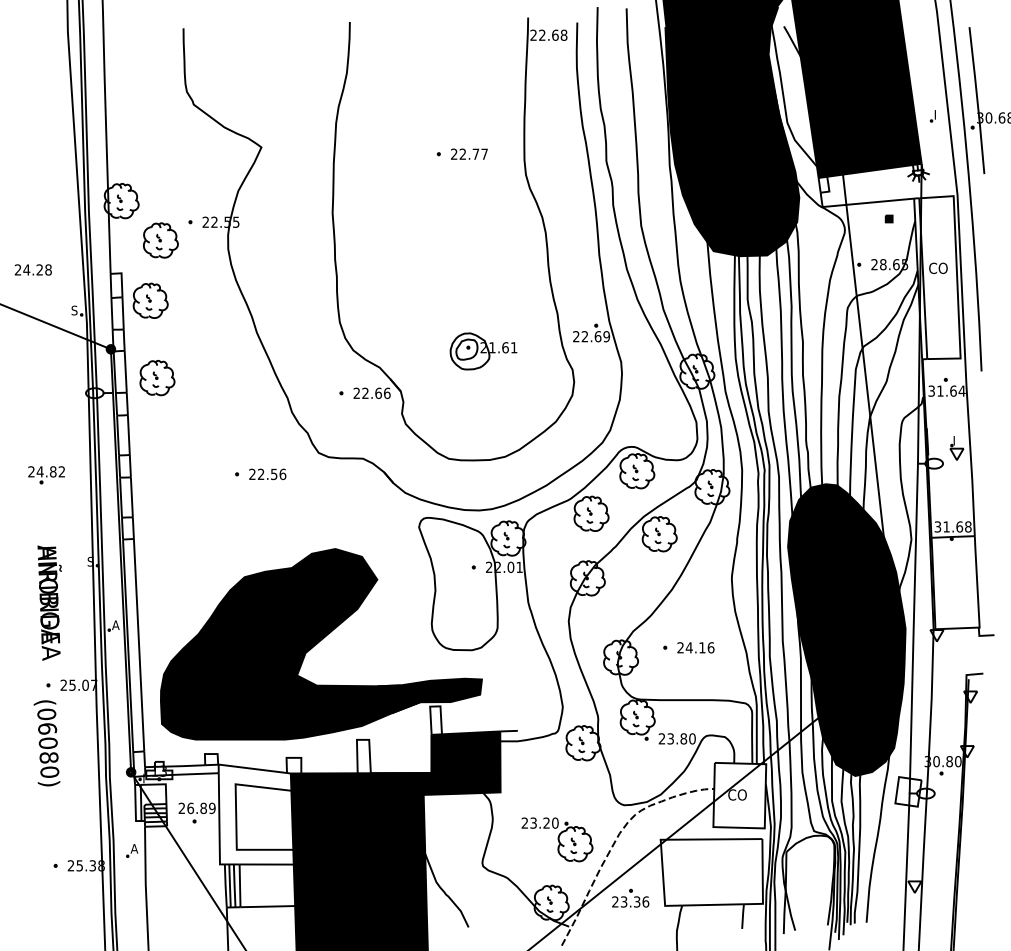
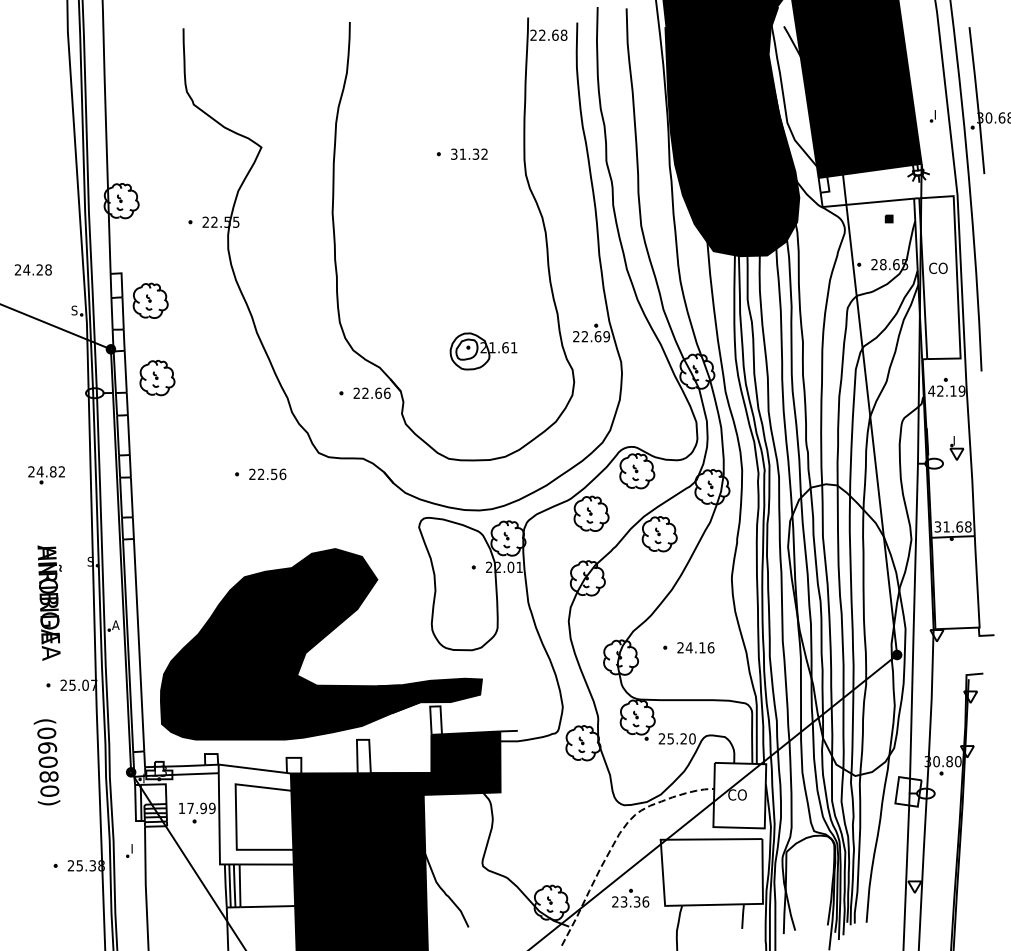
text: 22.77 -> 31.32 (469, 153)
part: present -> none (160, 240)
text: 31.64 -> 42.19 (946, 390)
fill: present -> none (846, 630)
text: 23.80 -> 25.20 (677, 738)
text position: (46, 743) -> (46, 762) (46, 762)
text: 26.89 -> 17.99 (192, 808)
part: present -> none (557, 839)
text: A -> I (134, 848)
